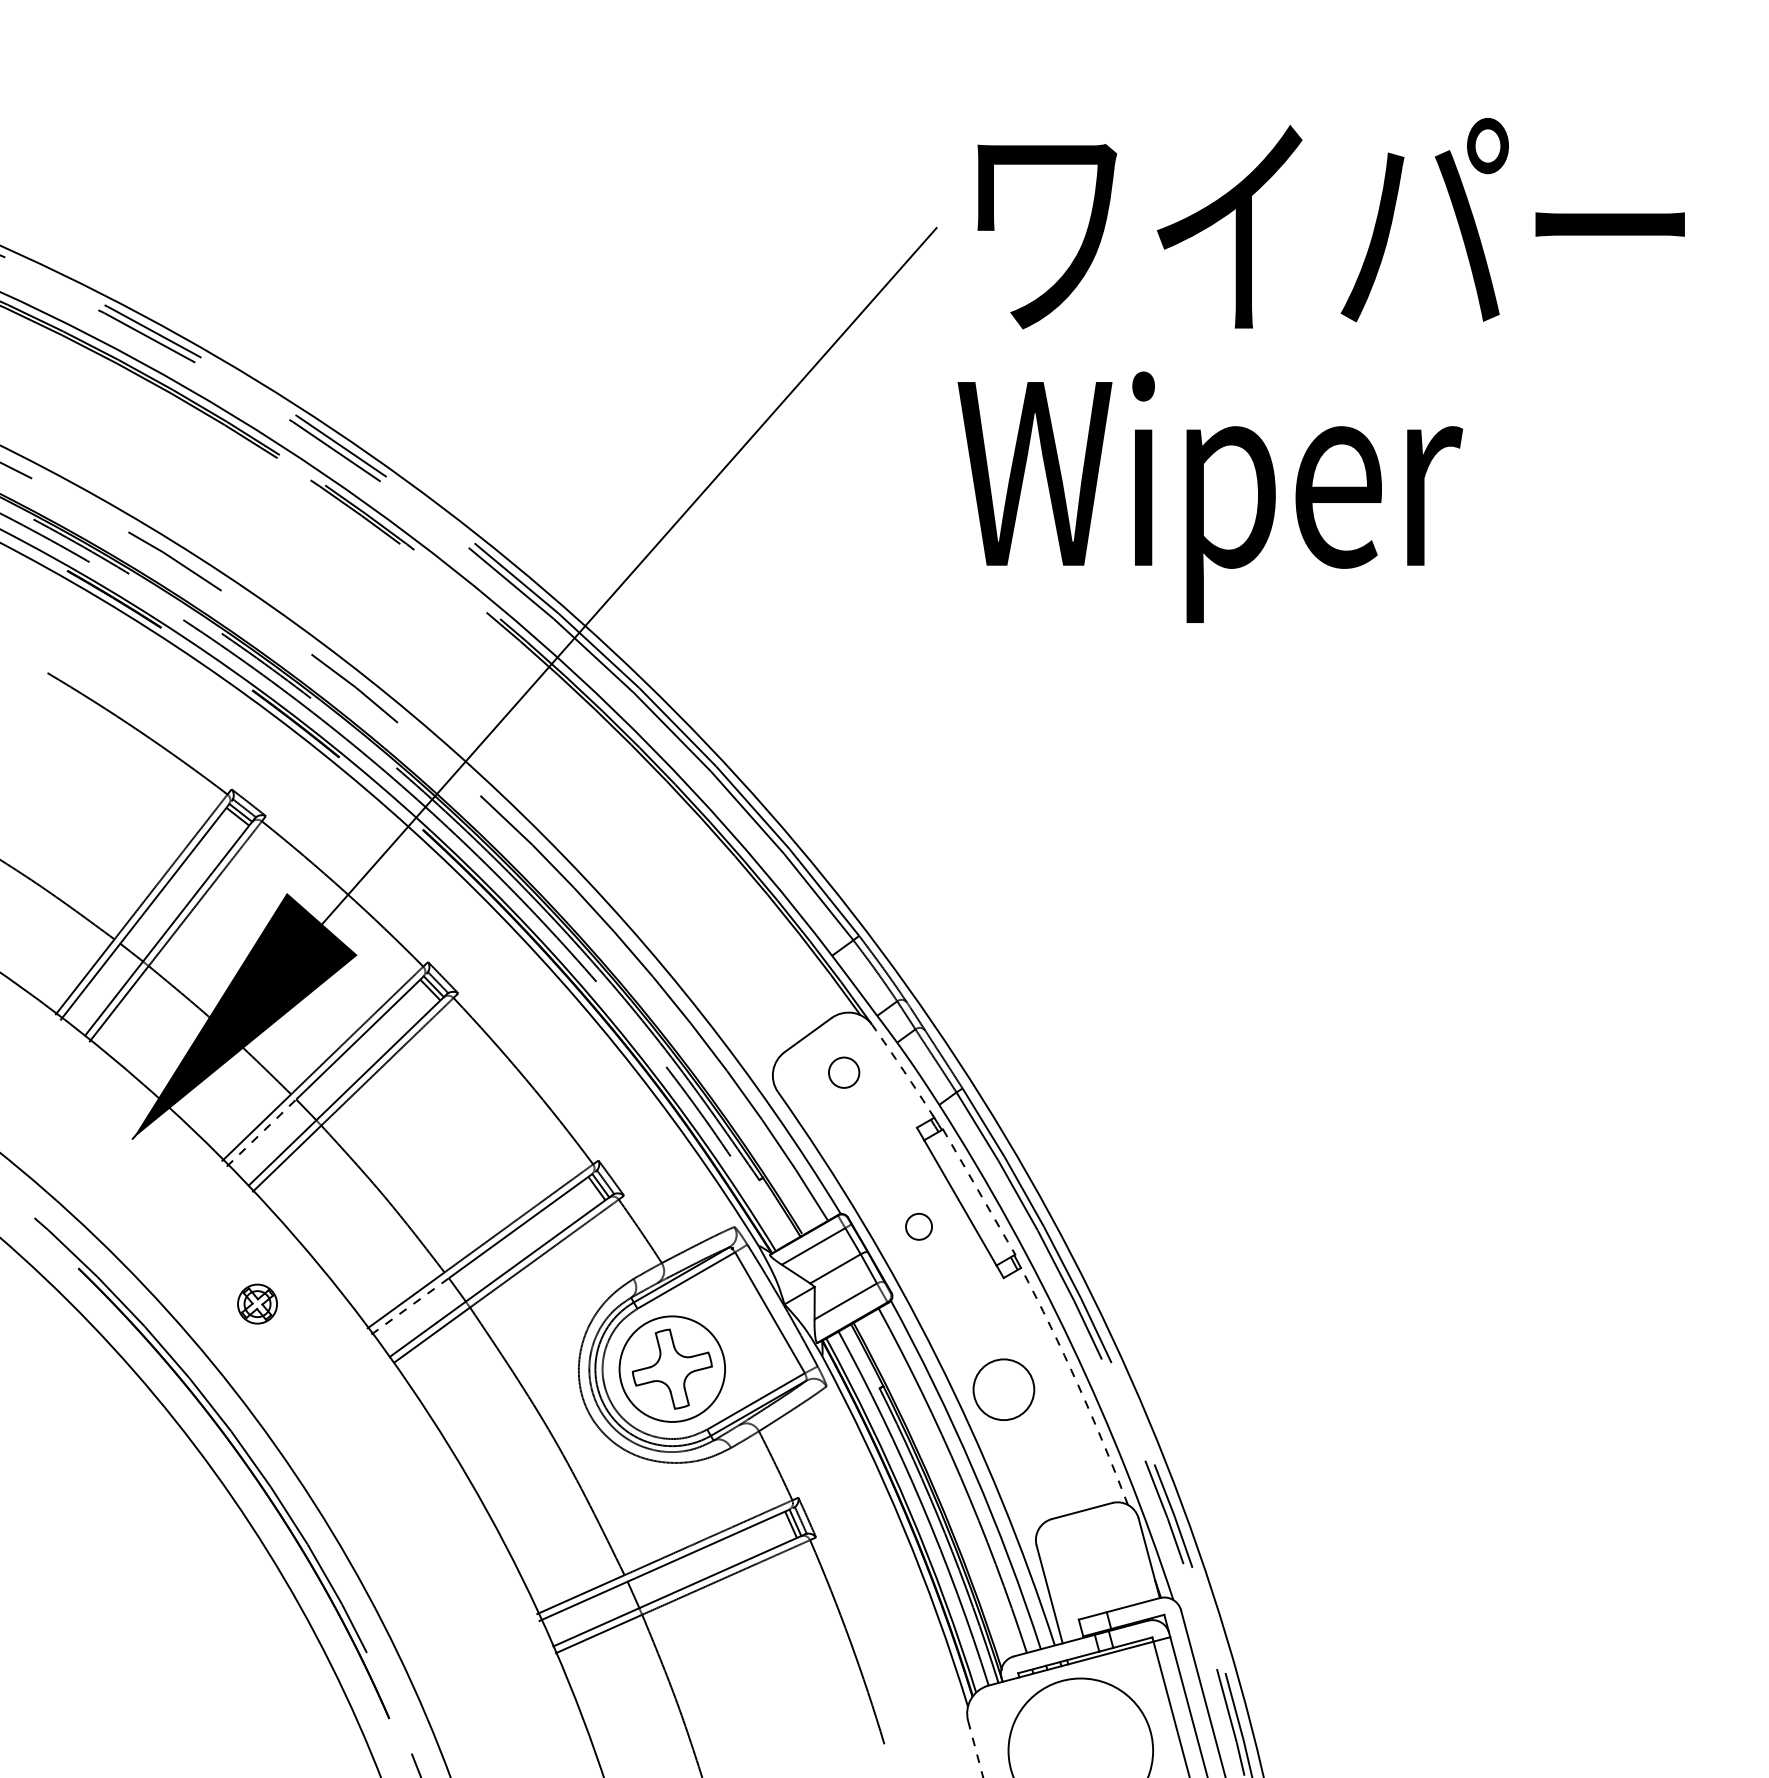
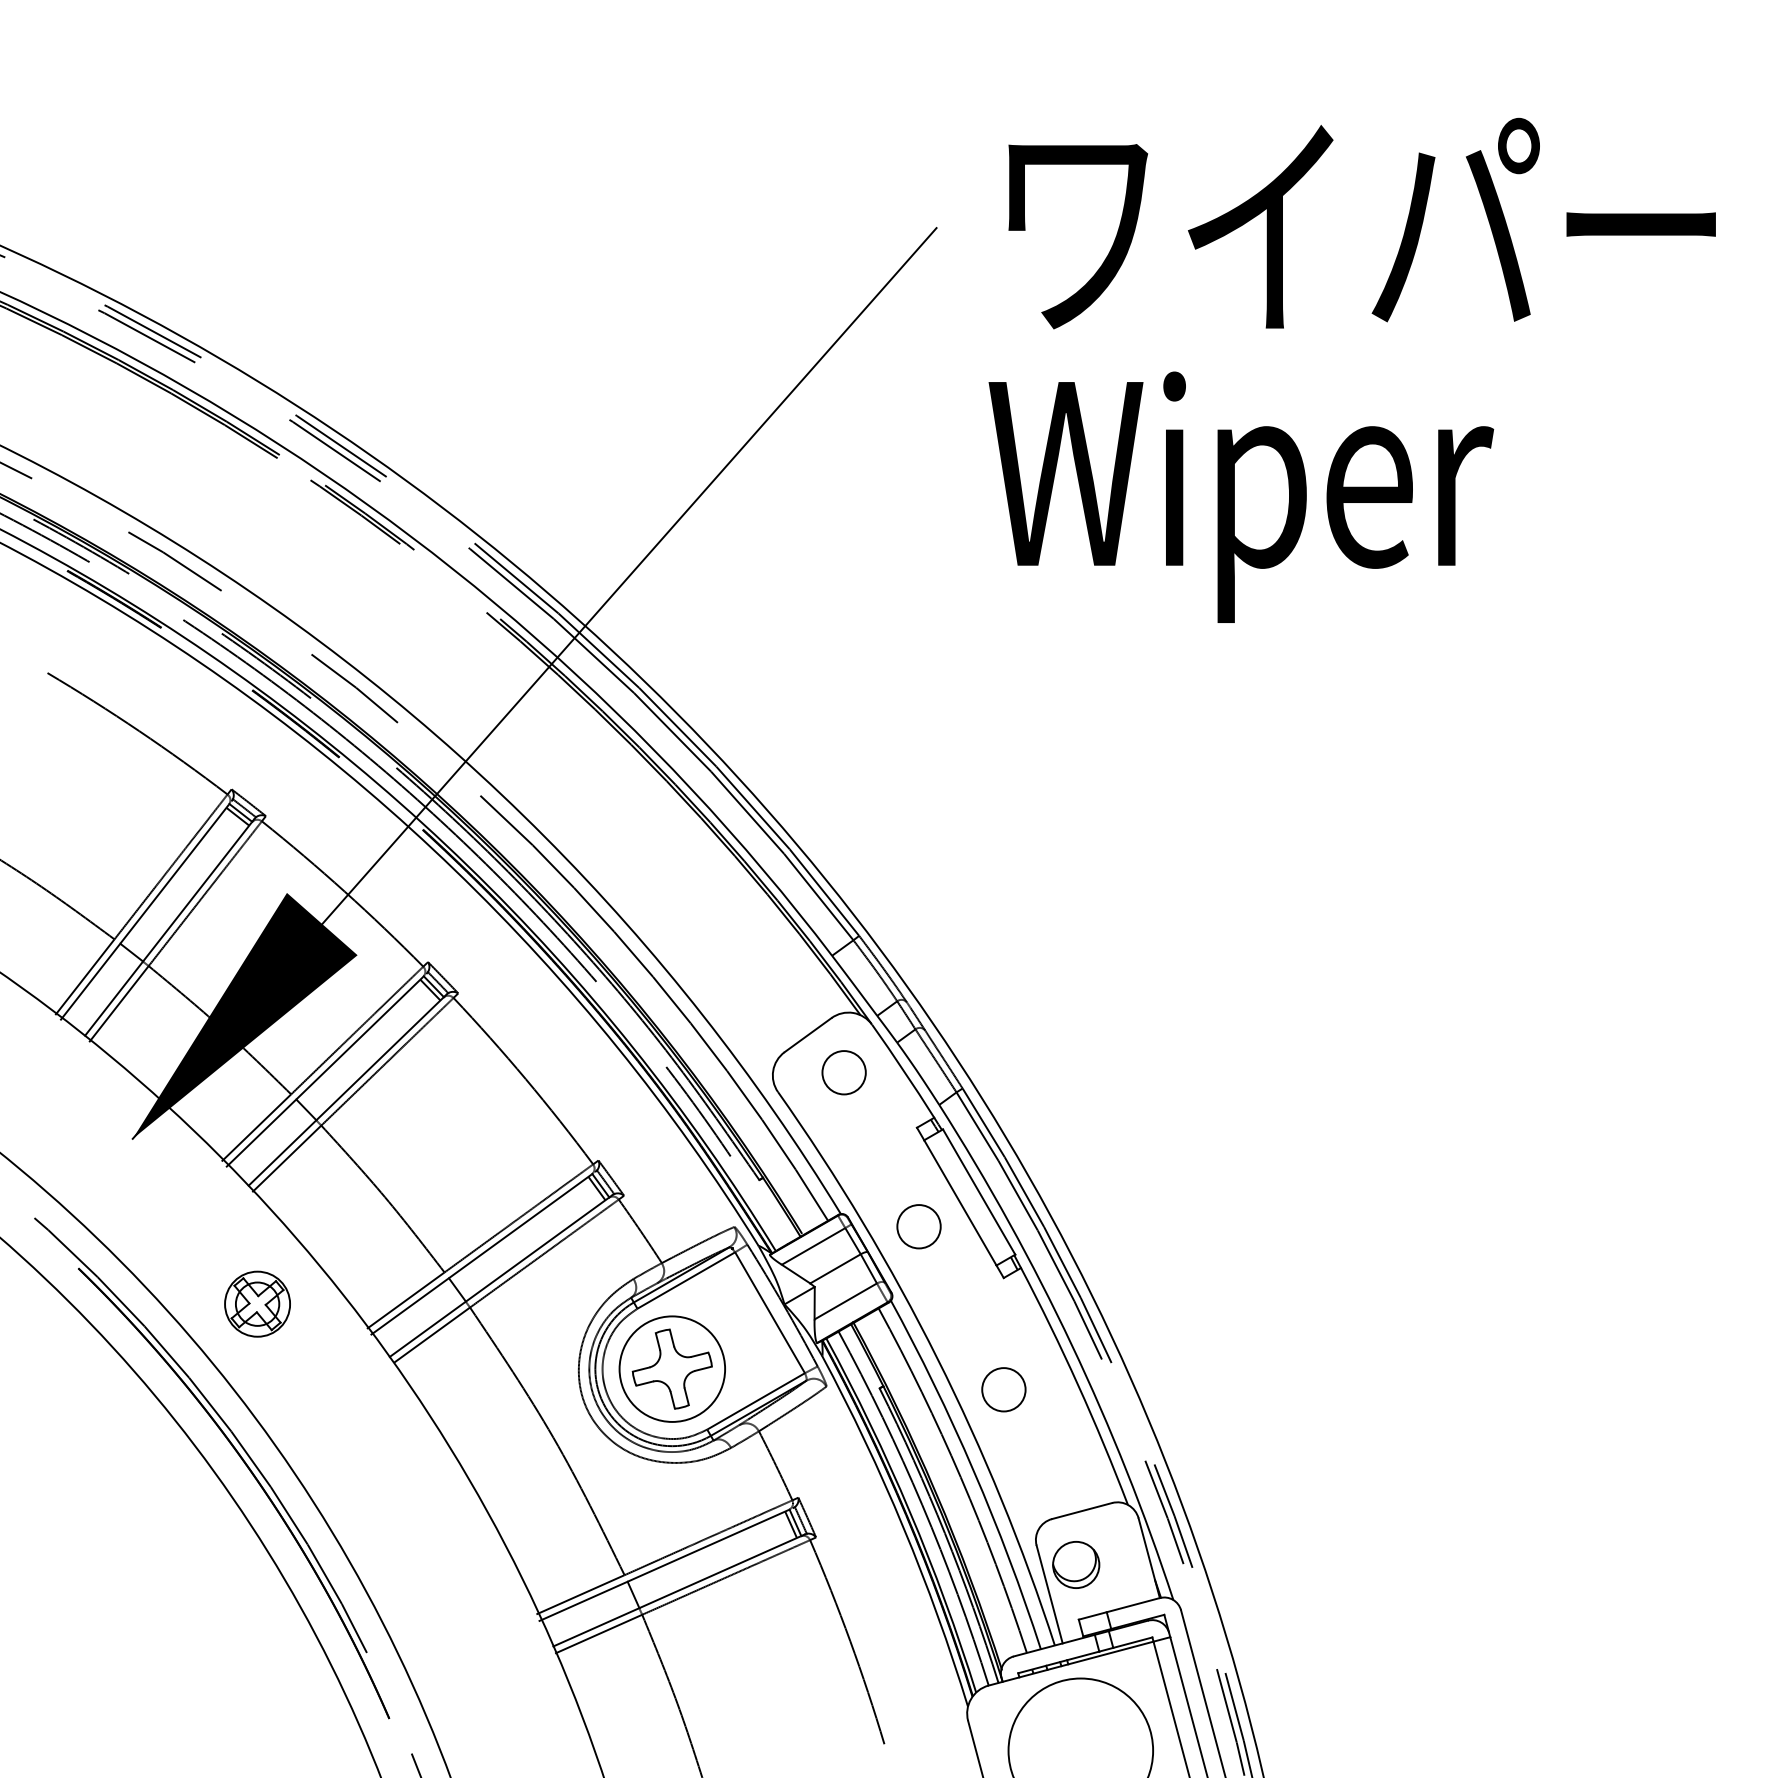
text position: (1320, 369) -> (1351, 369) (1351, 369)
arc: dashed -> solid (903, 1070)
circle diameter: 30 px -> 43 px (843, 1072)
line: dashed -> solid (261, 1132)
line: dashed -> solid (979, 1192)
circle size: 28x28 px -> 46x46 px (918, 1226)
part size: 41x42 px -> 67x68 px (257, 1303)
line: dashed -> solid (410, 1306)
arc: dashed -> solid (1078, 1384)
circle diameter: 61 px -> 43 px (1003, 1389)
part: none -> present (1076, 1564)
line: dashed -> solid (975, 1749)
